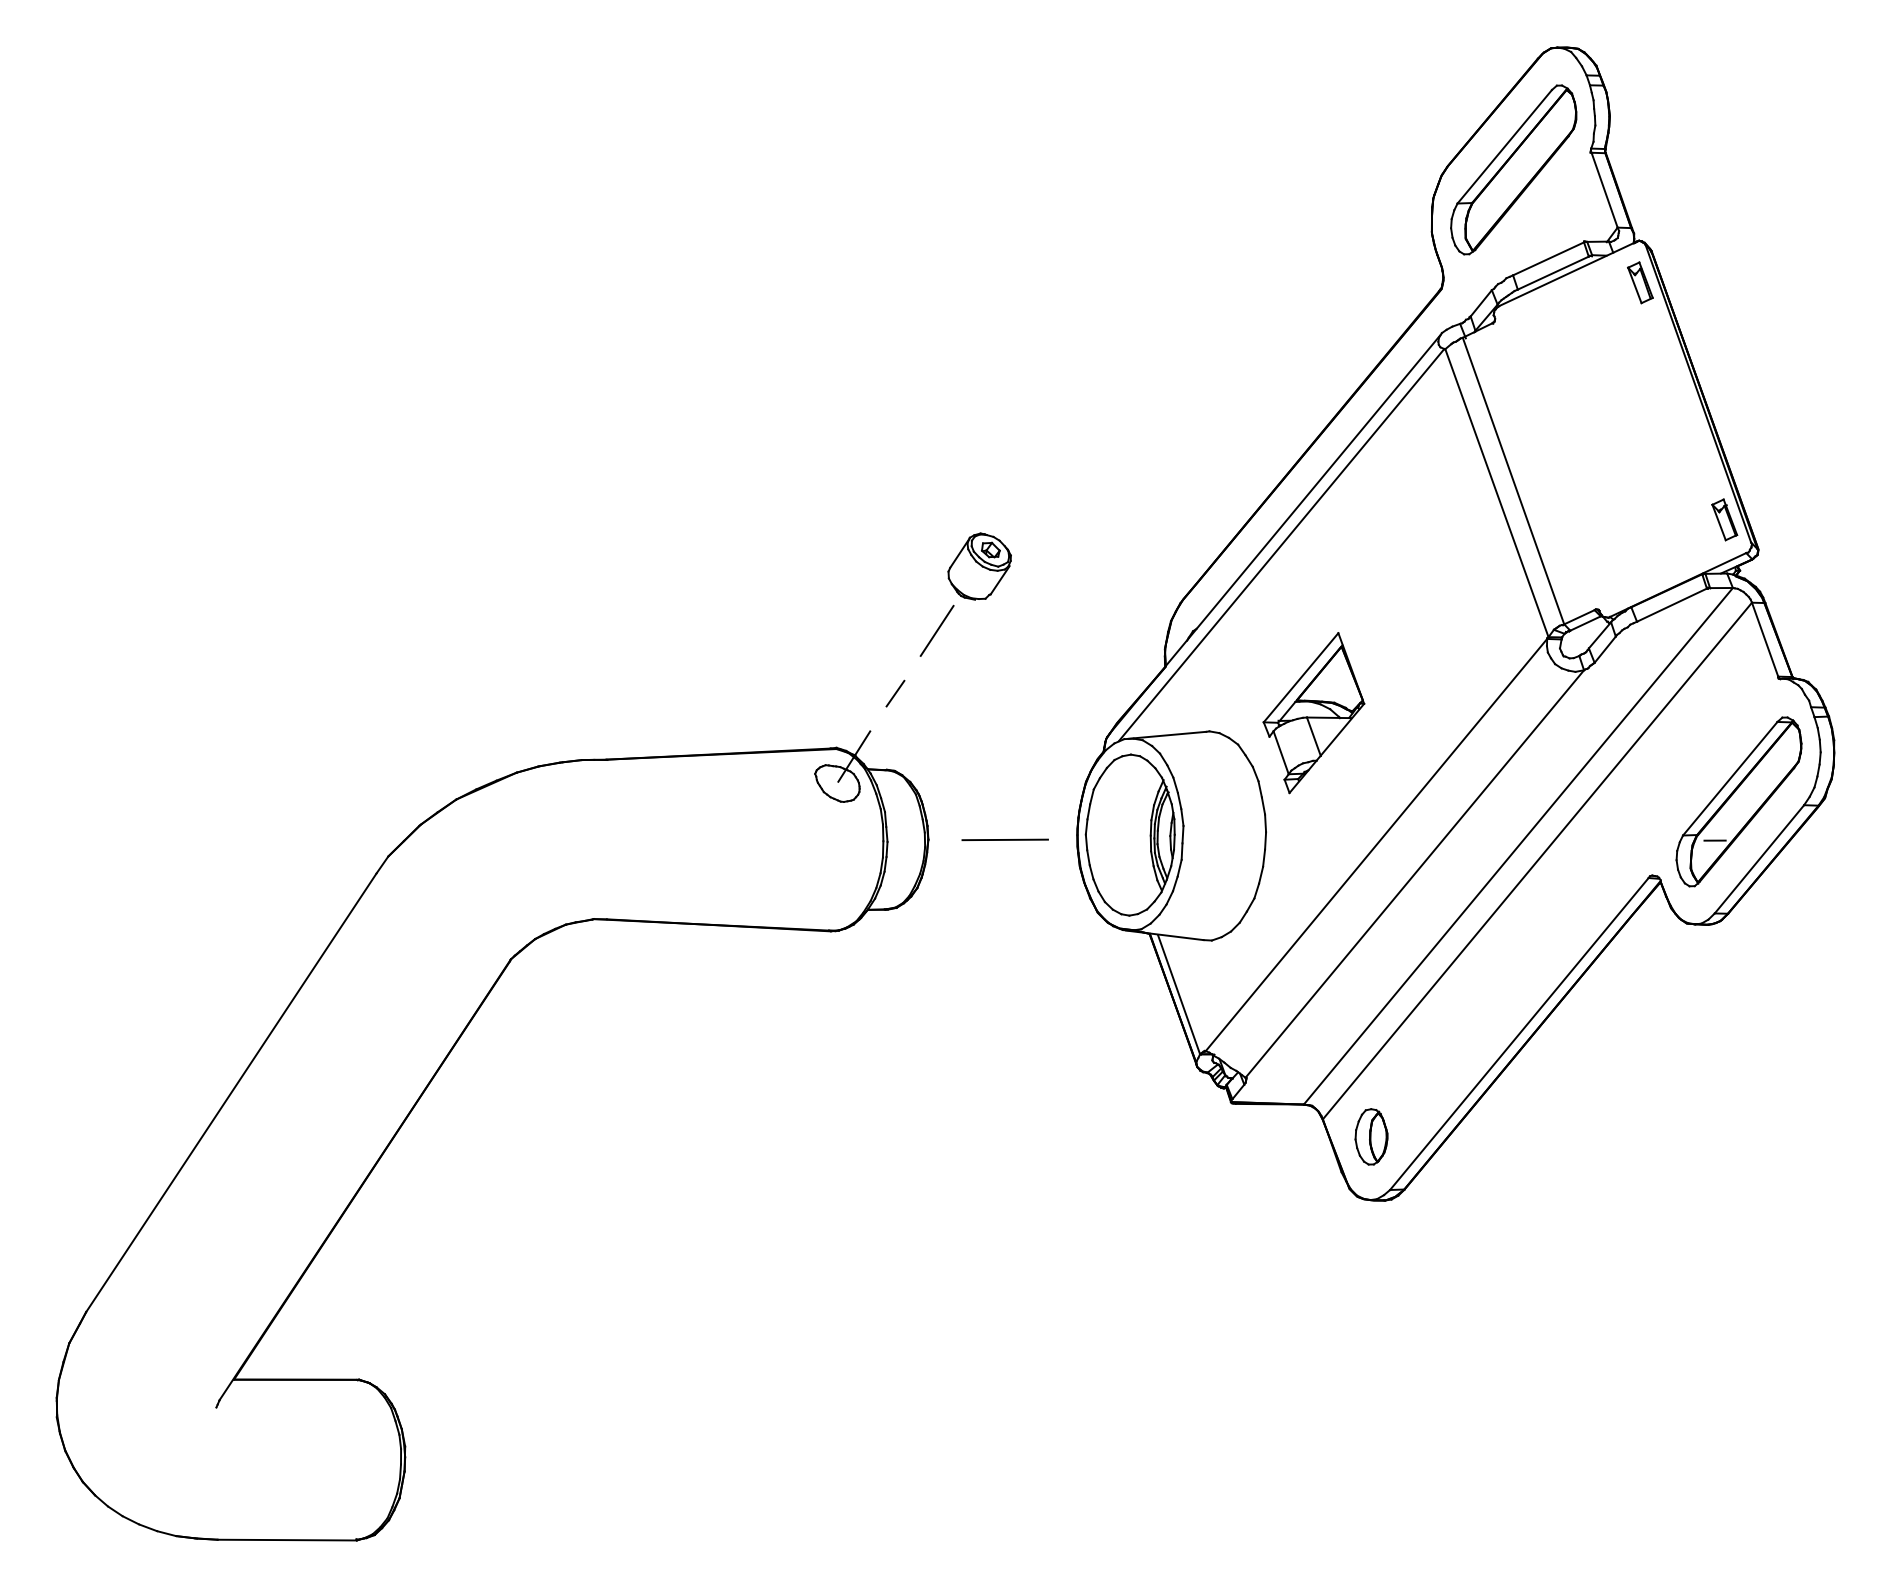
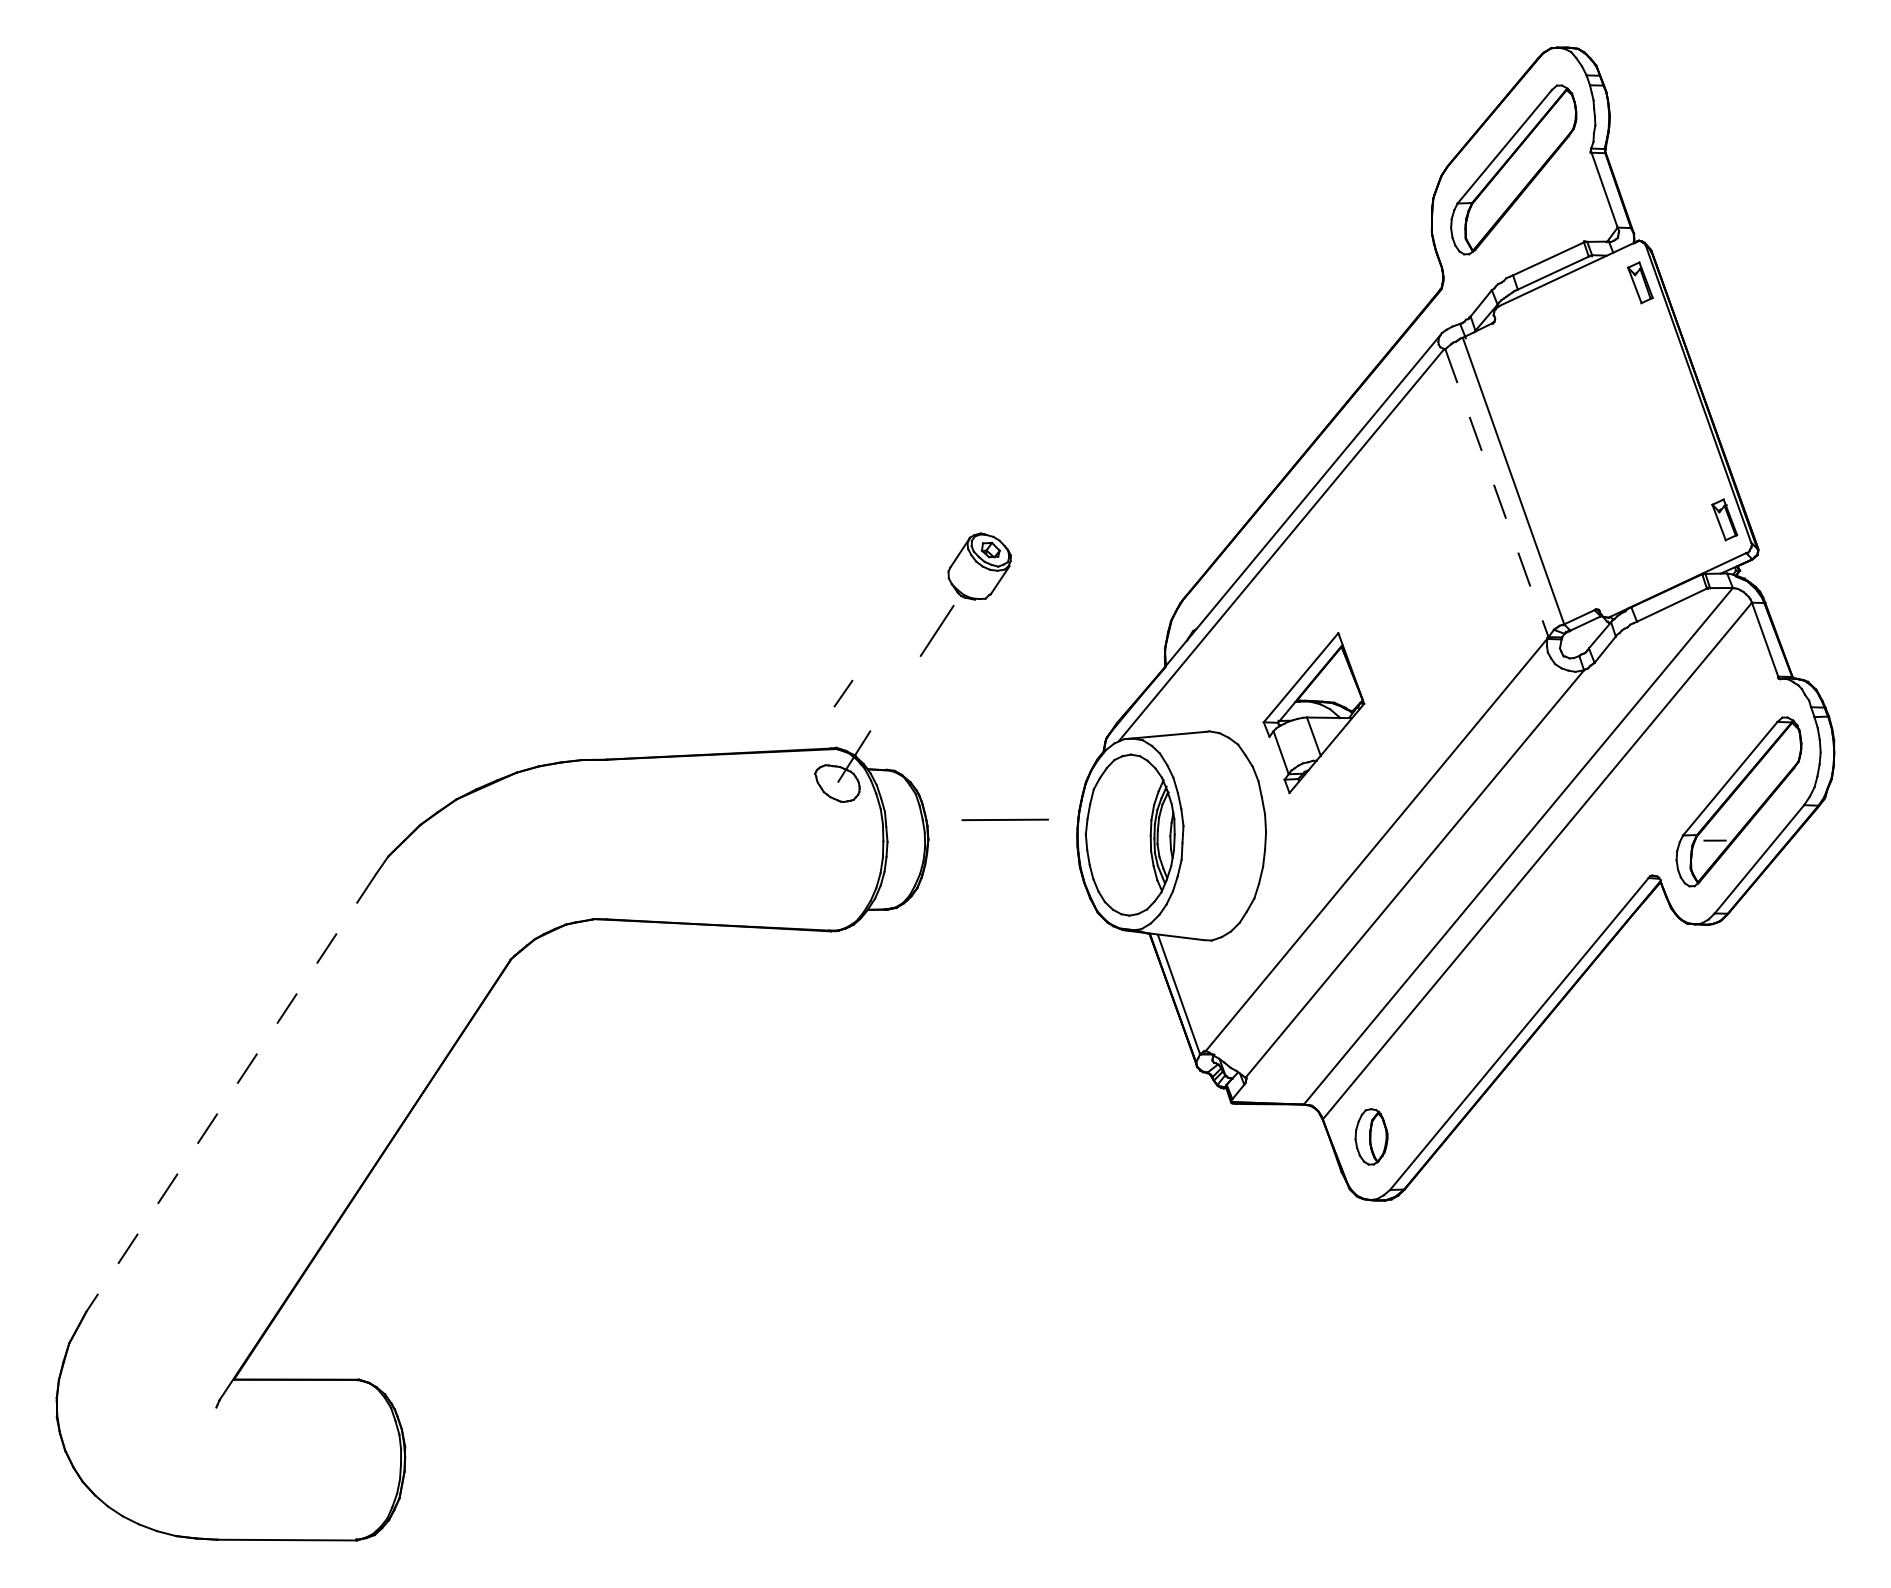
line: solid -> dashed (1496, 493)
line position: (895, 693) -> (843, 693) (843, 693)
line position: (1004, 839) -> (1004, 819) (1004, 819)
line: solid -> dashed (231, 1093)
